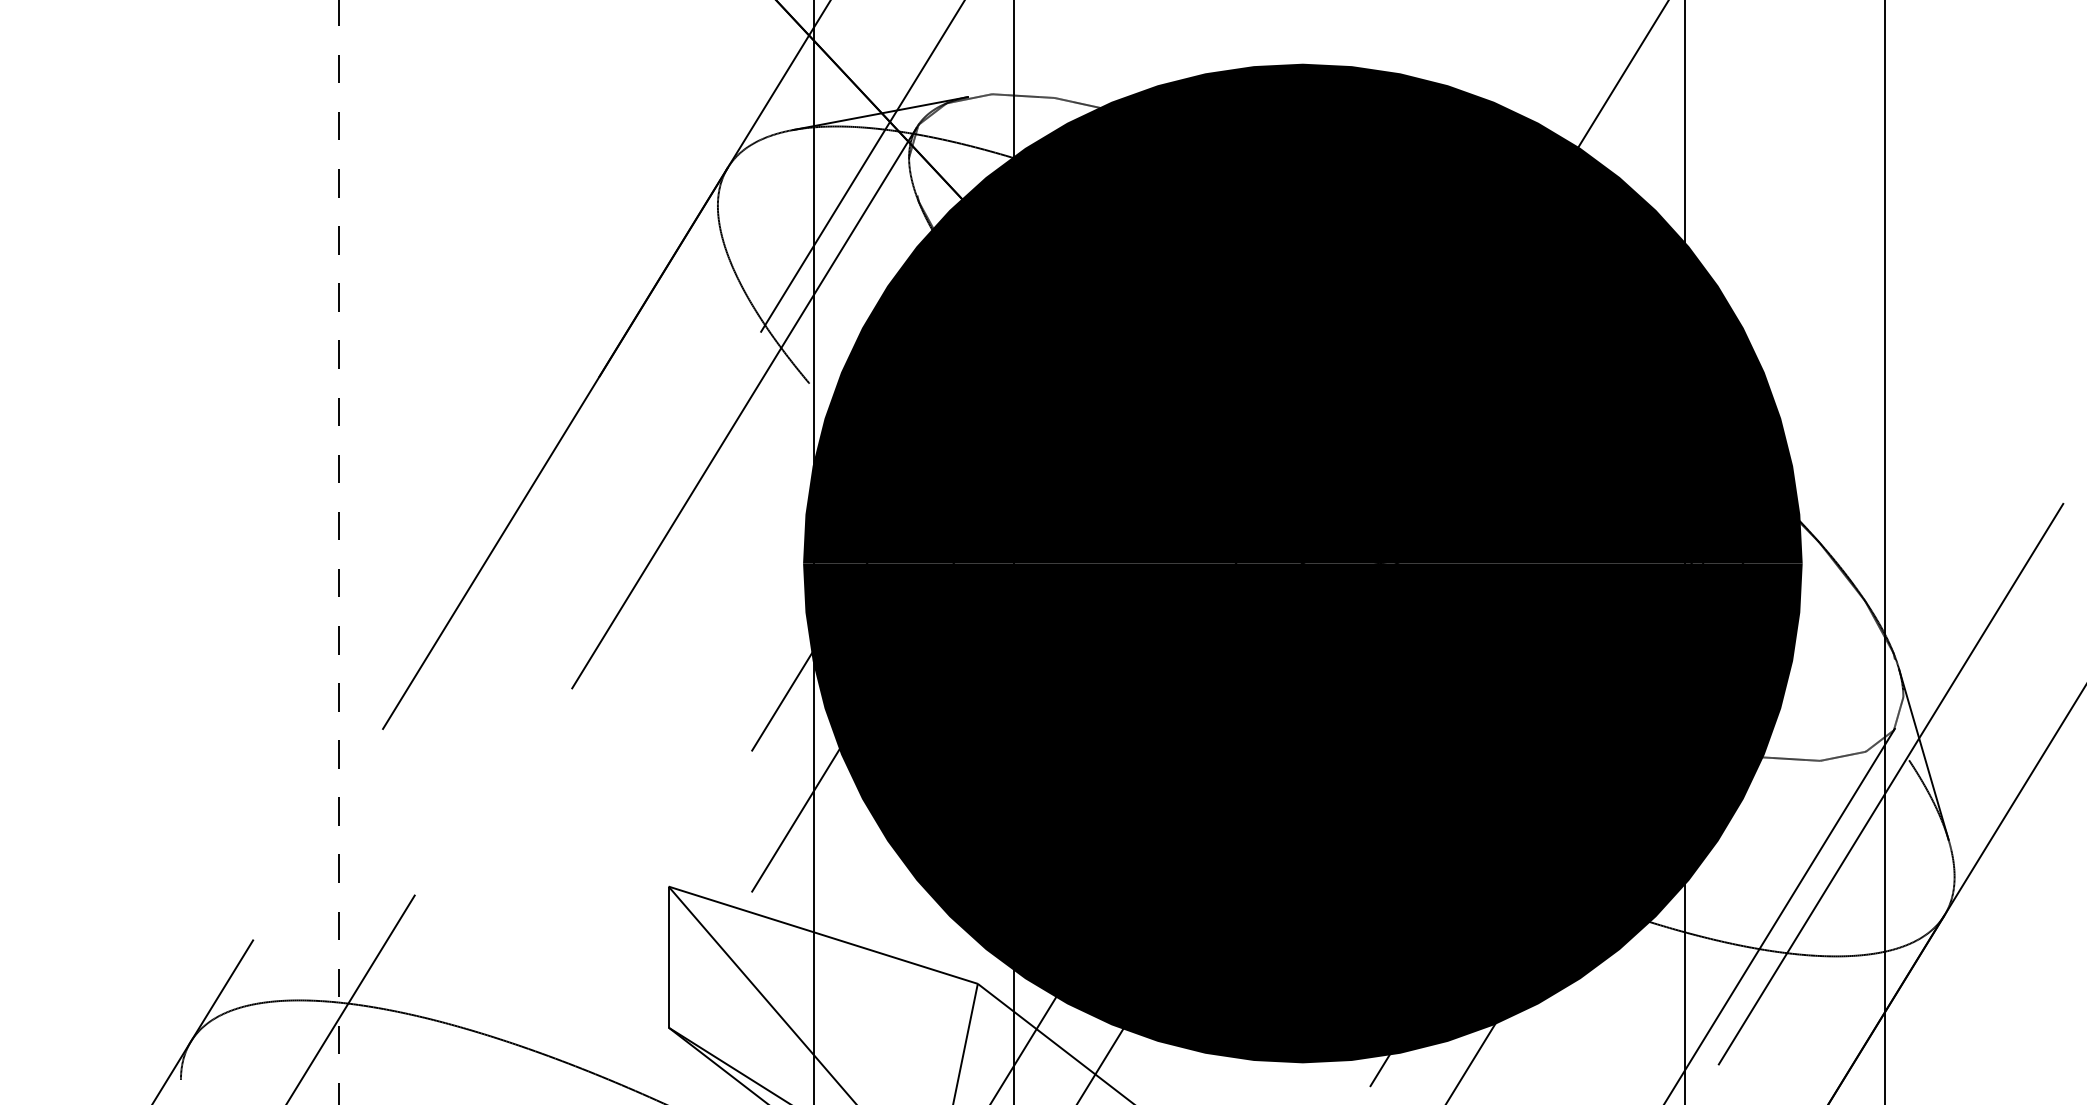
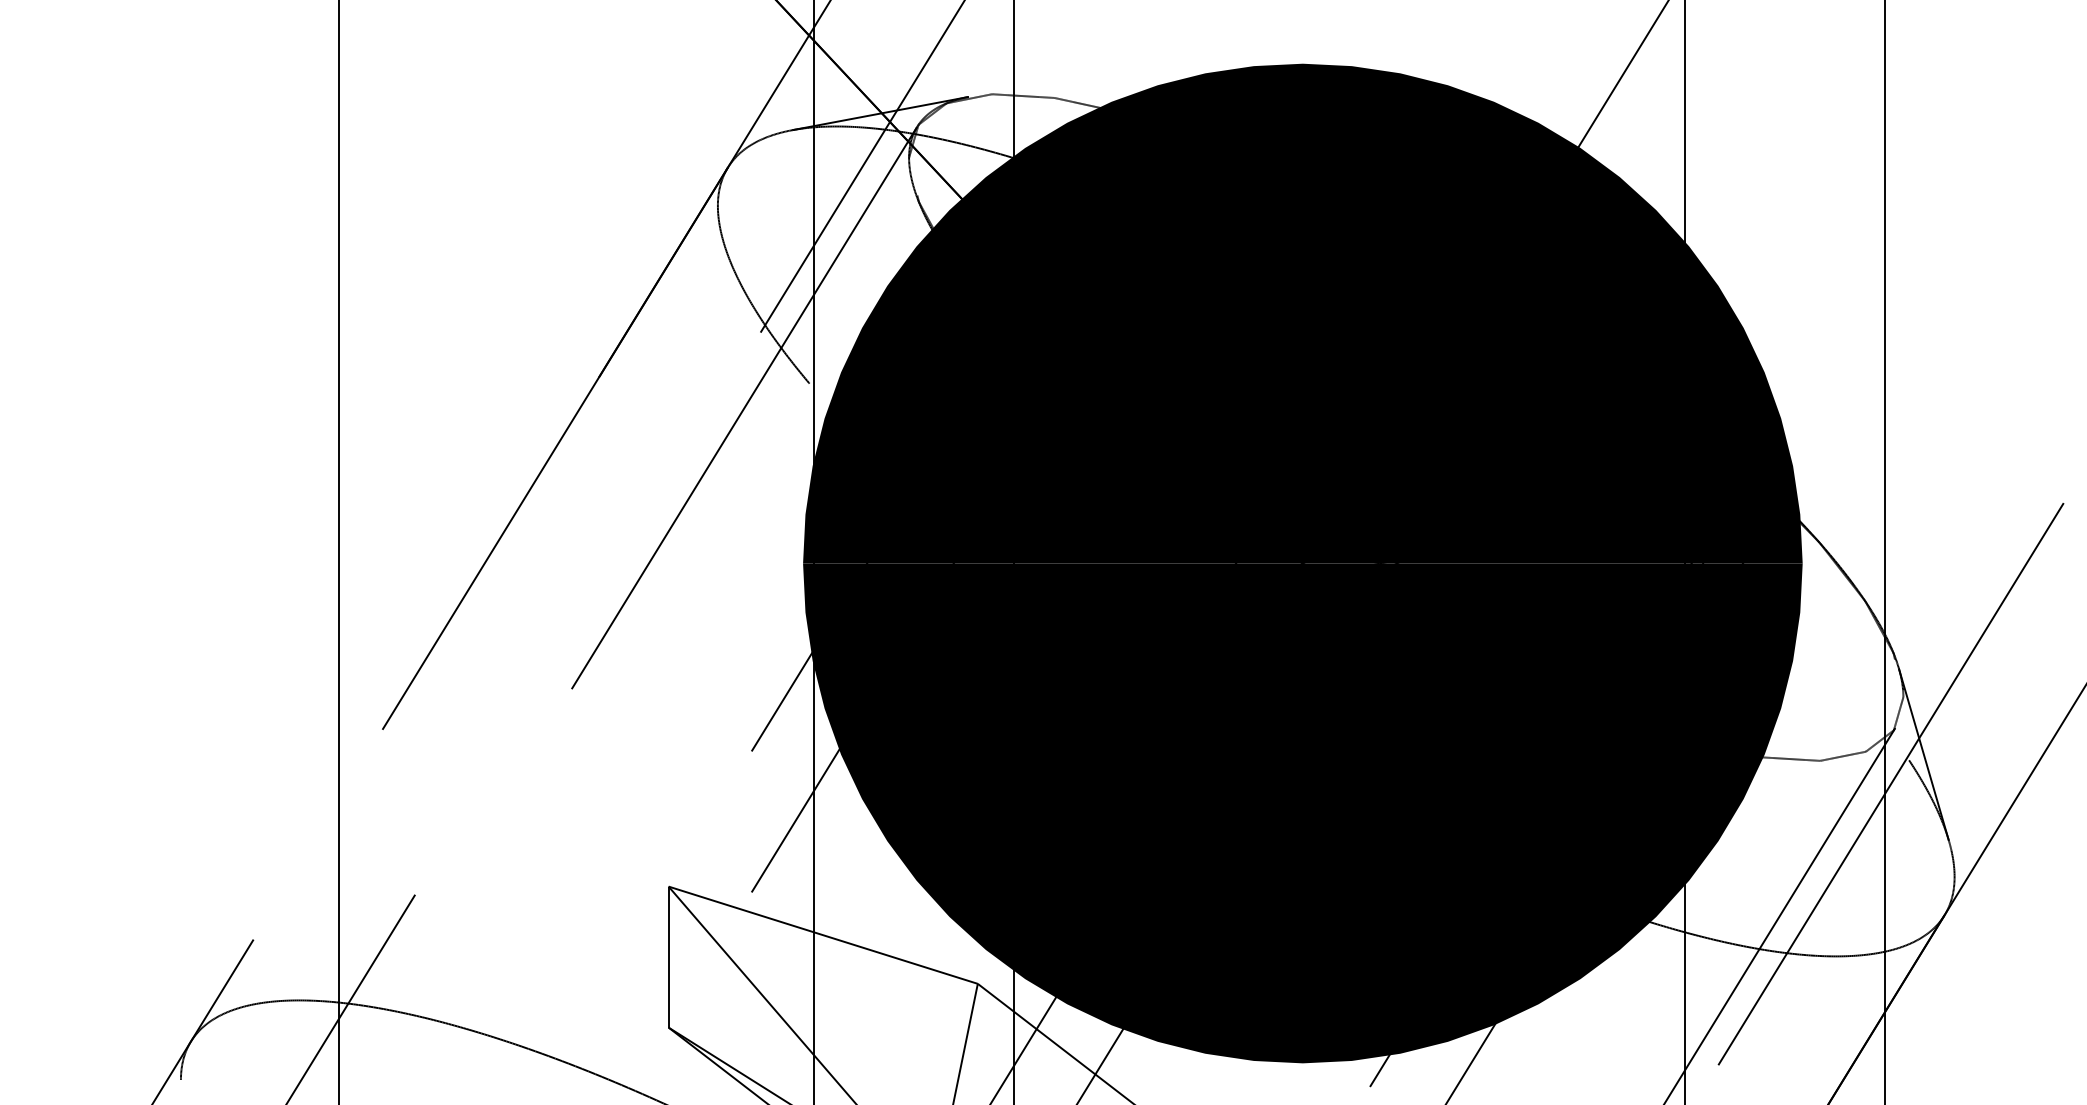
line: dashed -> solid (339, 551)
